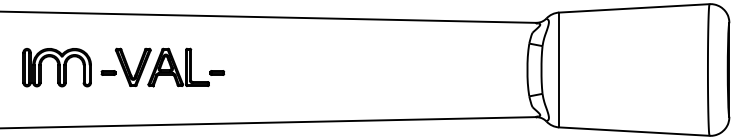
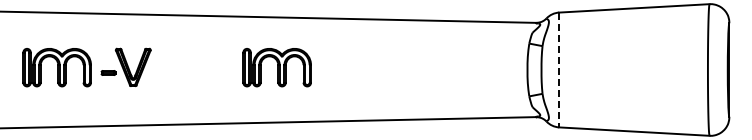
part: present -> none (186, 67)
part: none -> present (276, 67)
line: solid -> dashed (559, 70)
